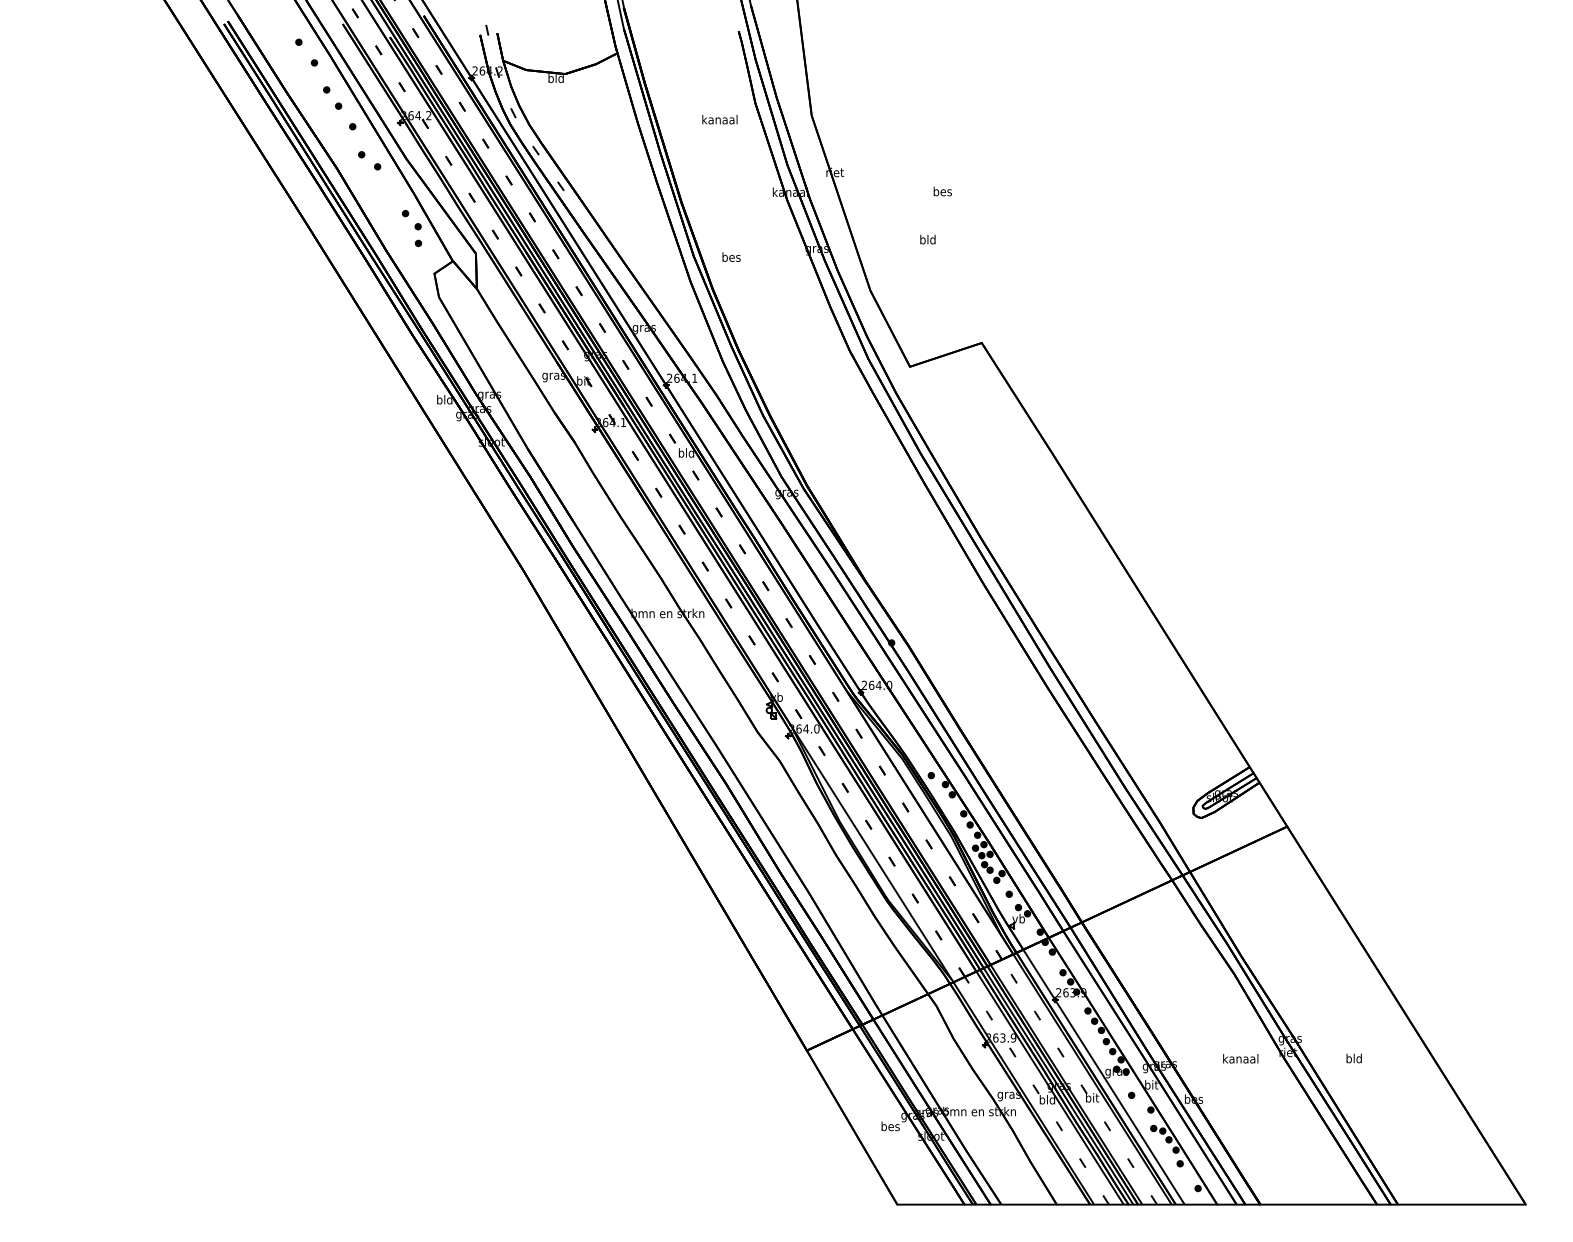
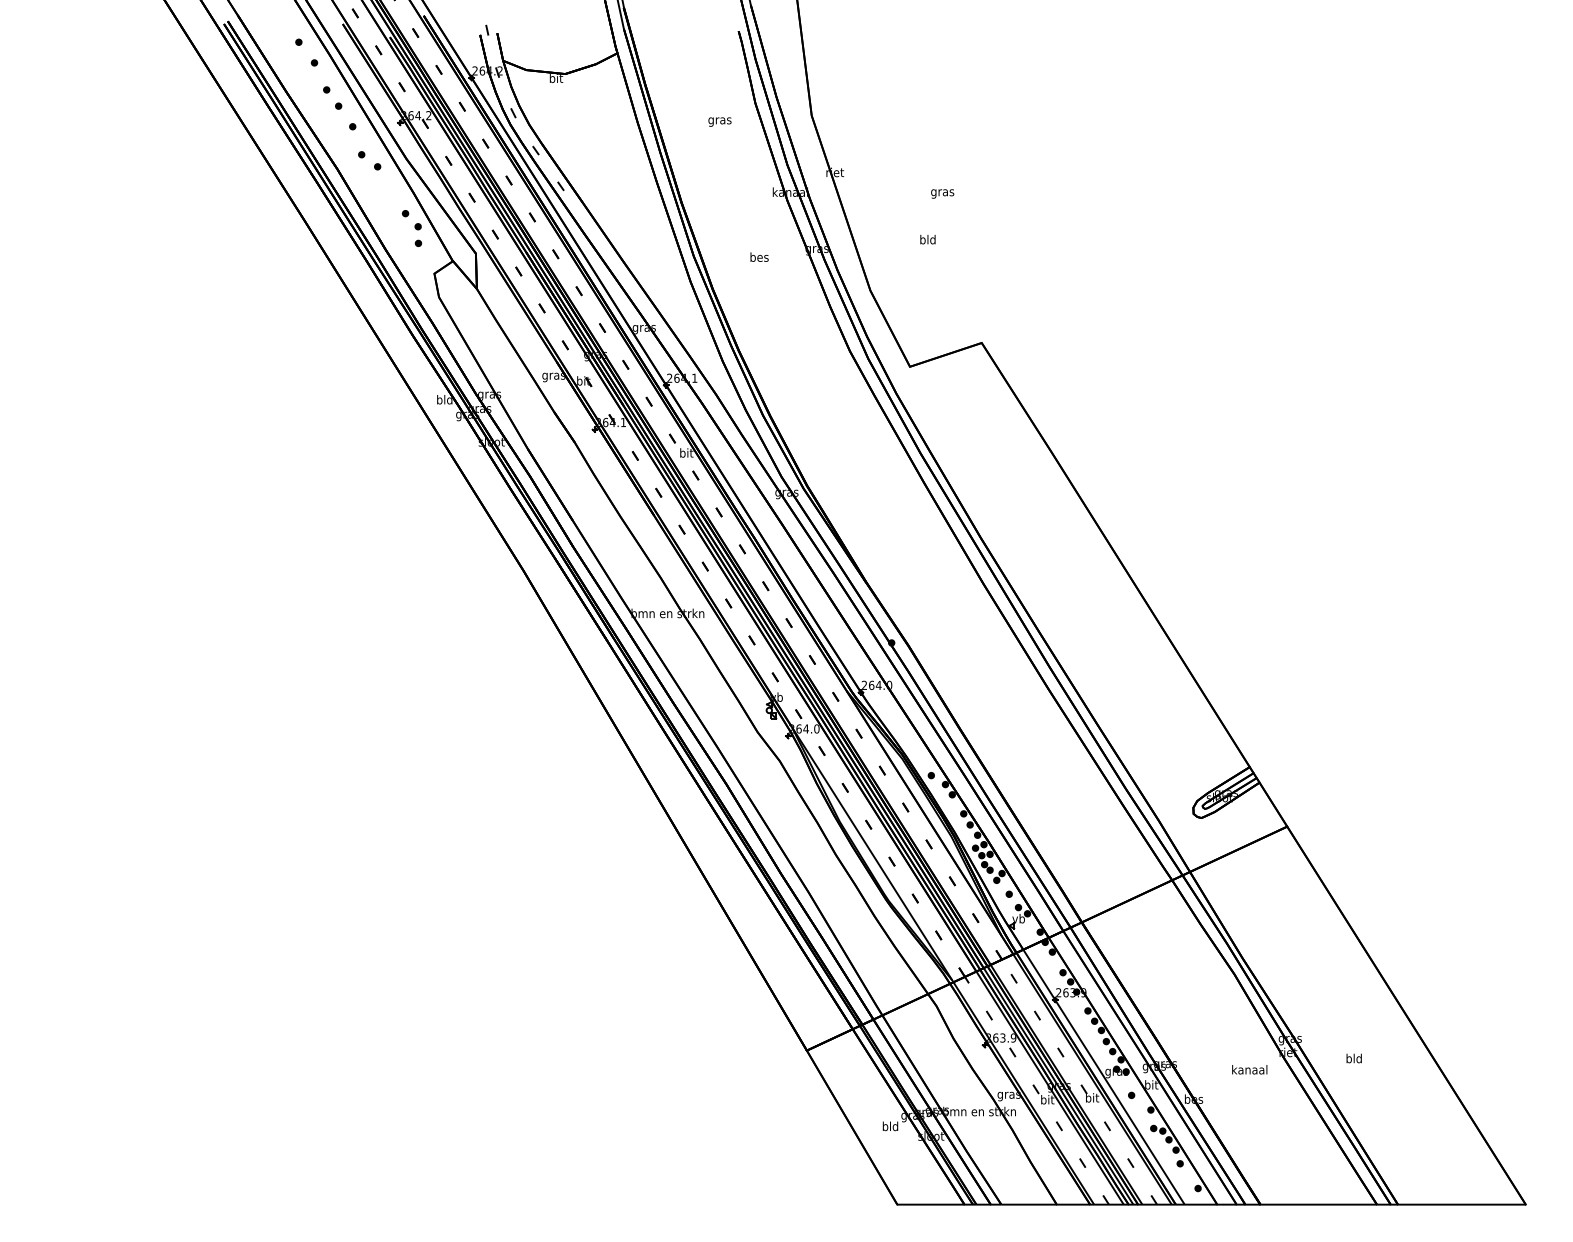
text: bld -> bit (555, 78)
text: kanaal -> gras (719, 120)
text: bes -> gras (942, 192)
text position: (731, 256) -> (759, 256) (759, 256)
text: bld -> bit (686, 452)
text position: (1240, 1058) -> (1249, 1069) (1249, 1069)
text: bld -> bit (1047, 1099)
text: bes -> bld (890, 1126)
